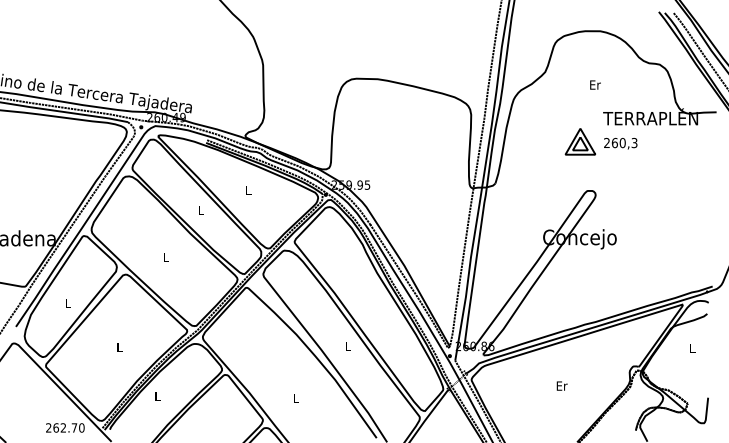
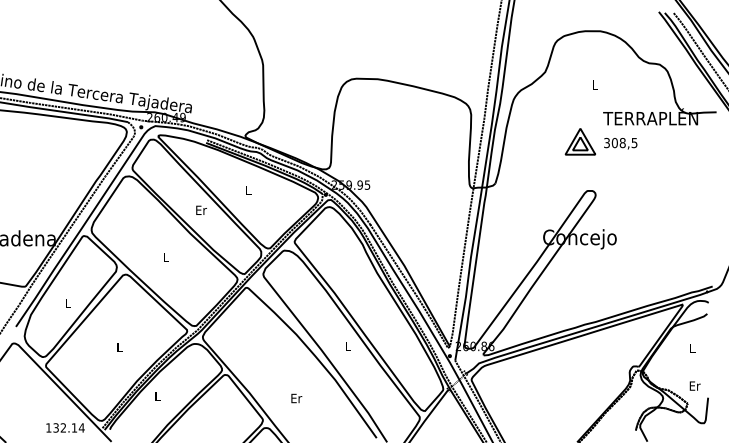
text: Er -> L (595, 84)
text: 260,3 -> 308,5 (620, 142)
text: L -> Er (201, 209)
text position: (561, 385) -> (694, 385) (694, 385)
text: L -> Er (296, 398)
text: 262.70 -> 132.14 (65, 427)
